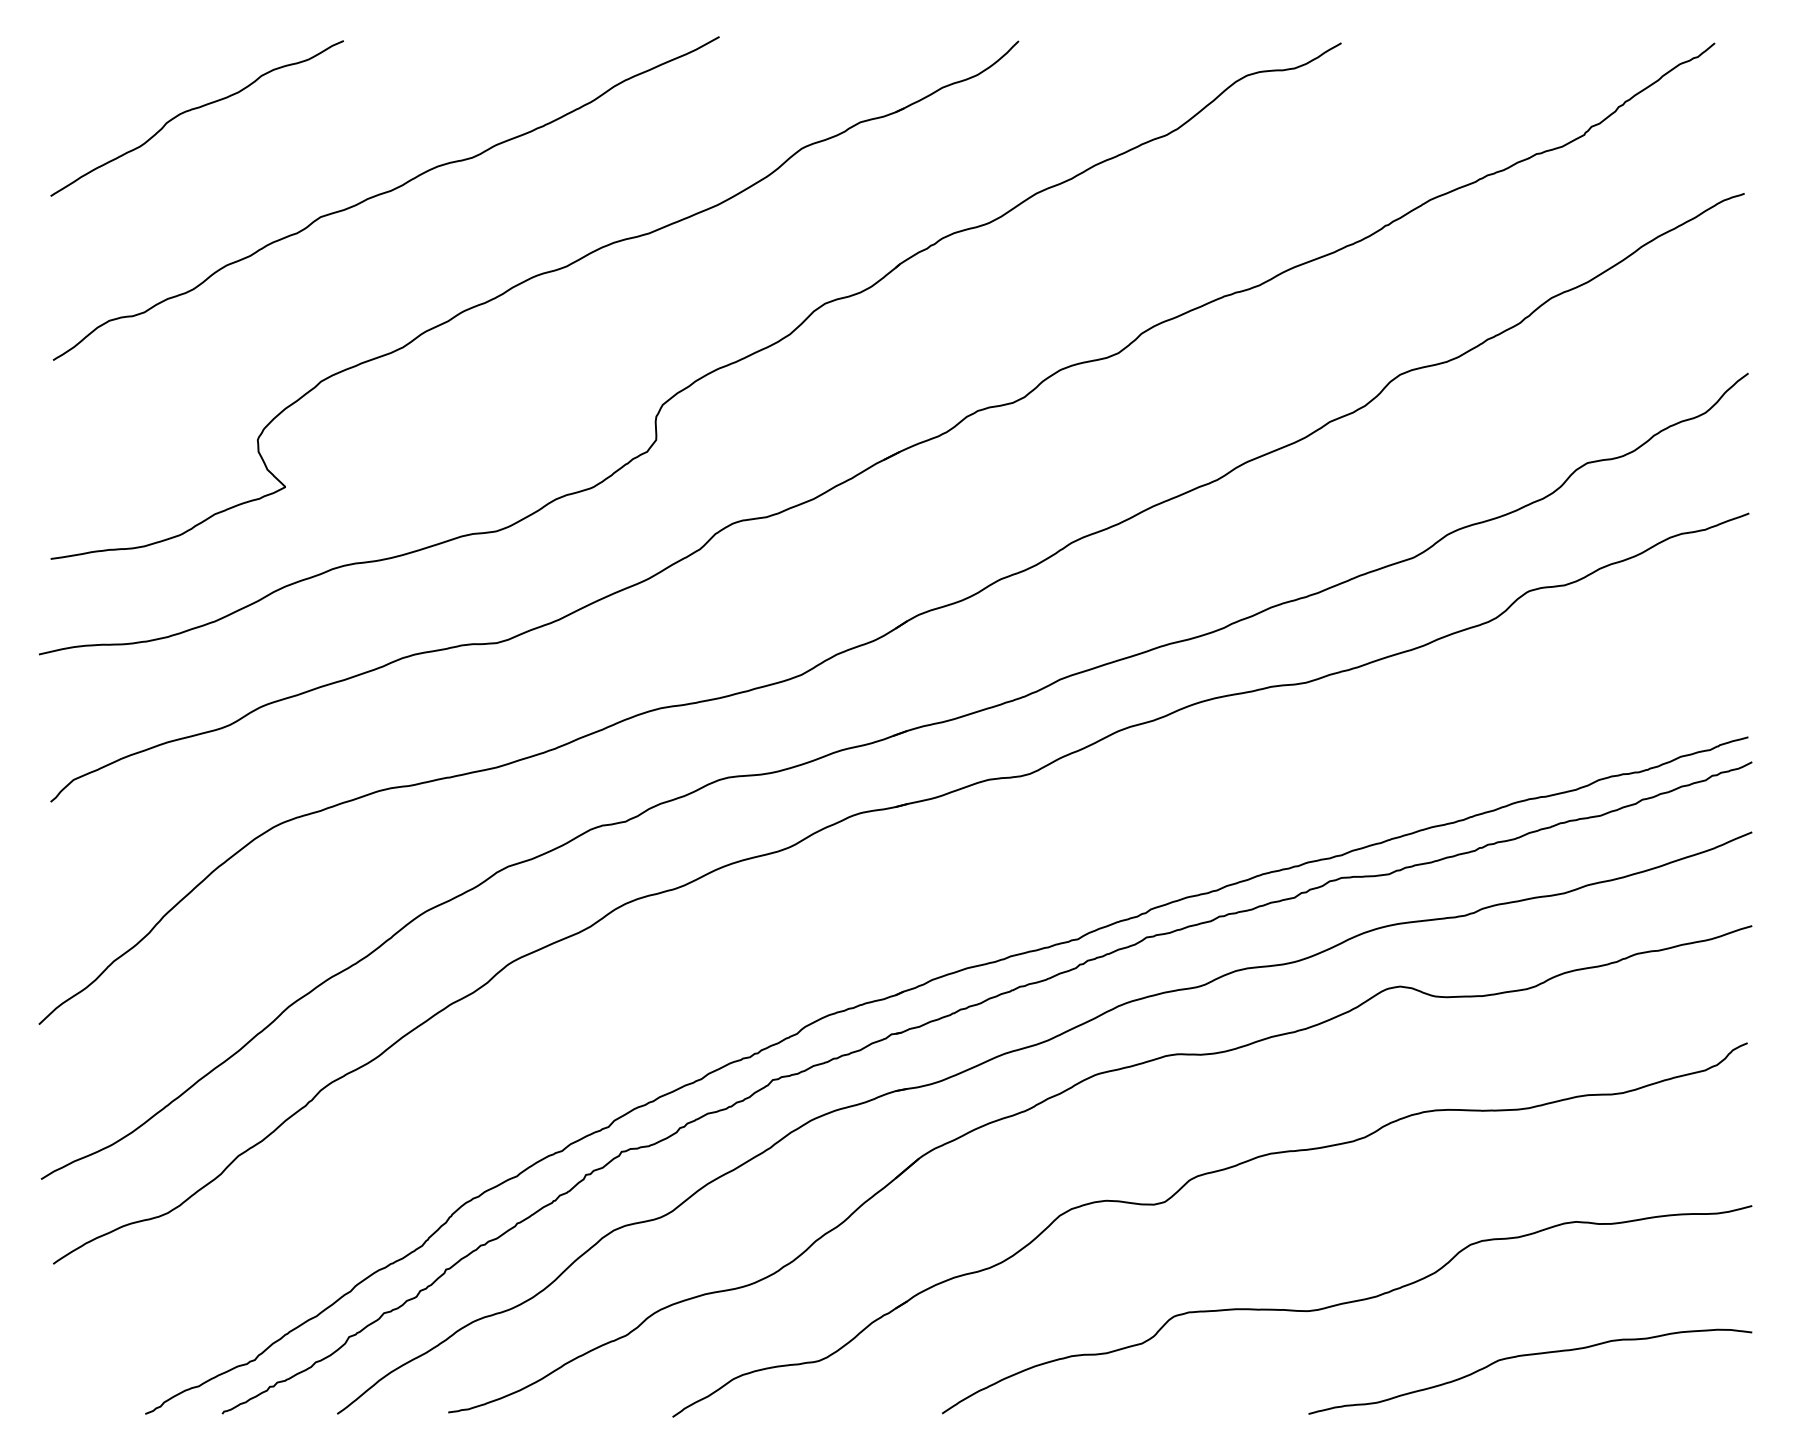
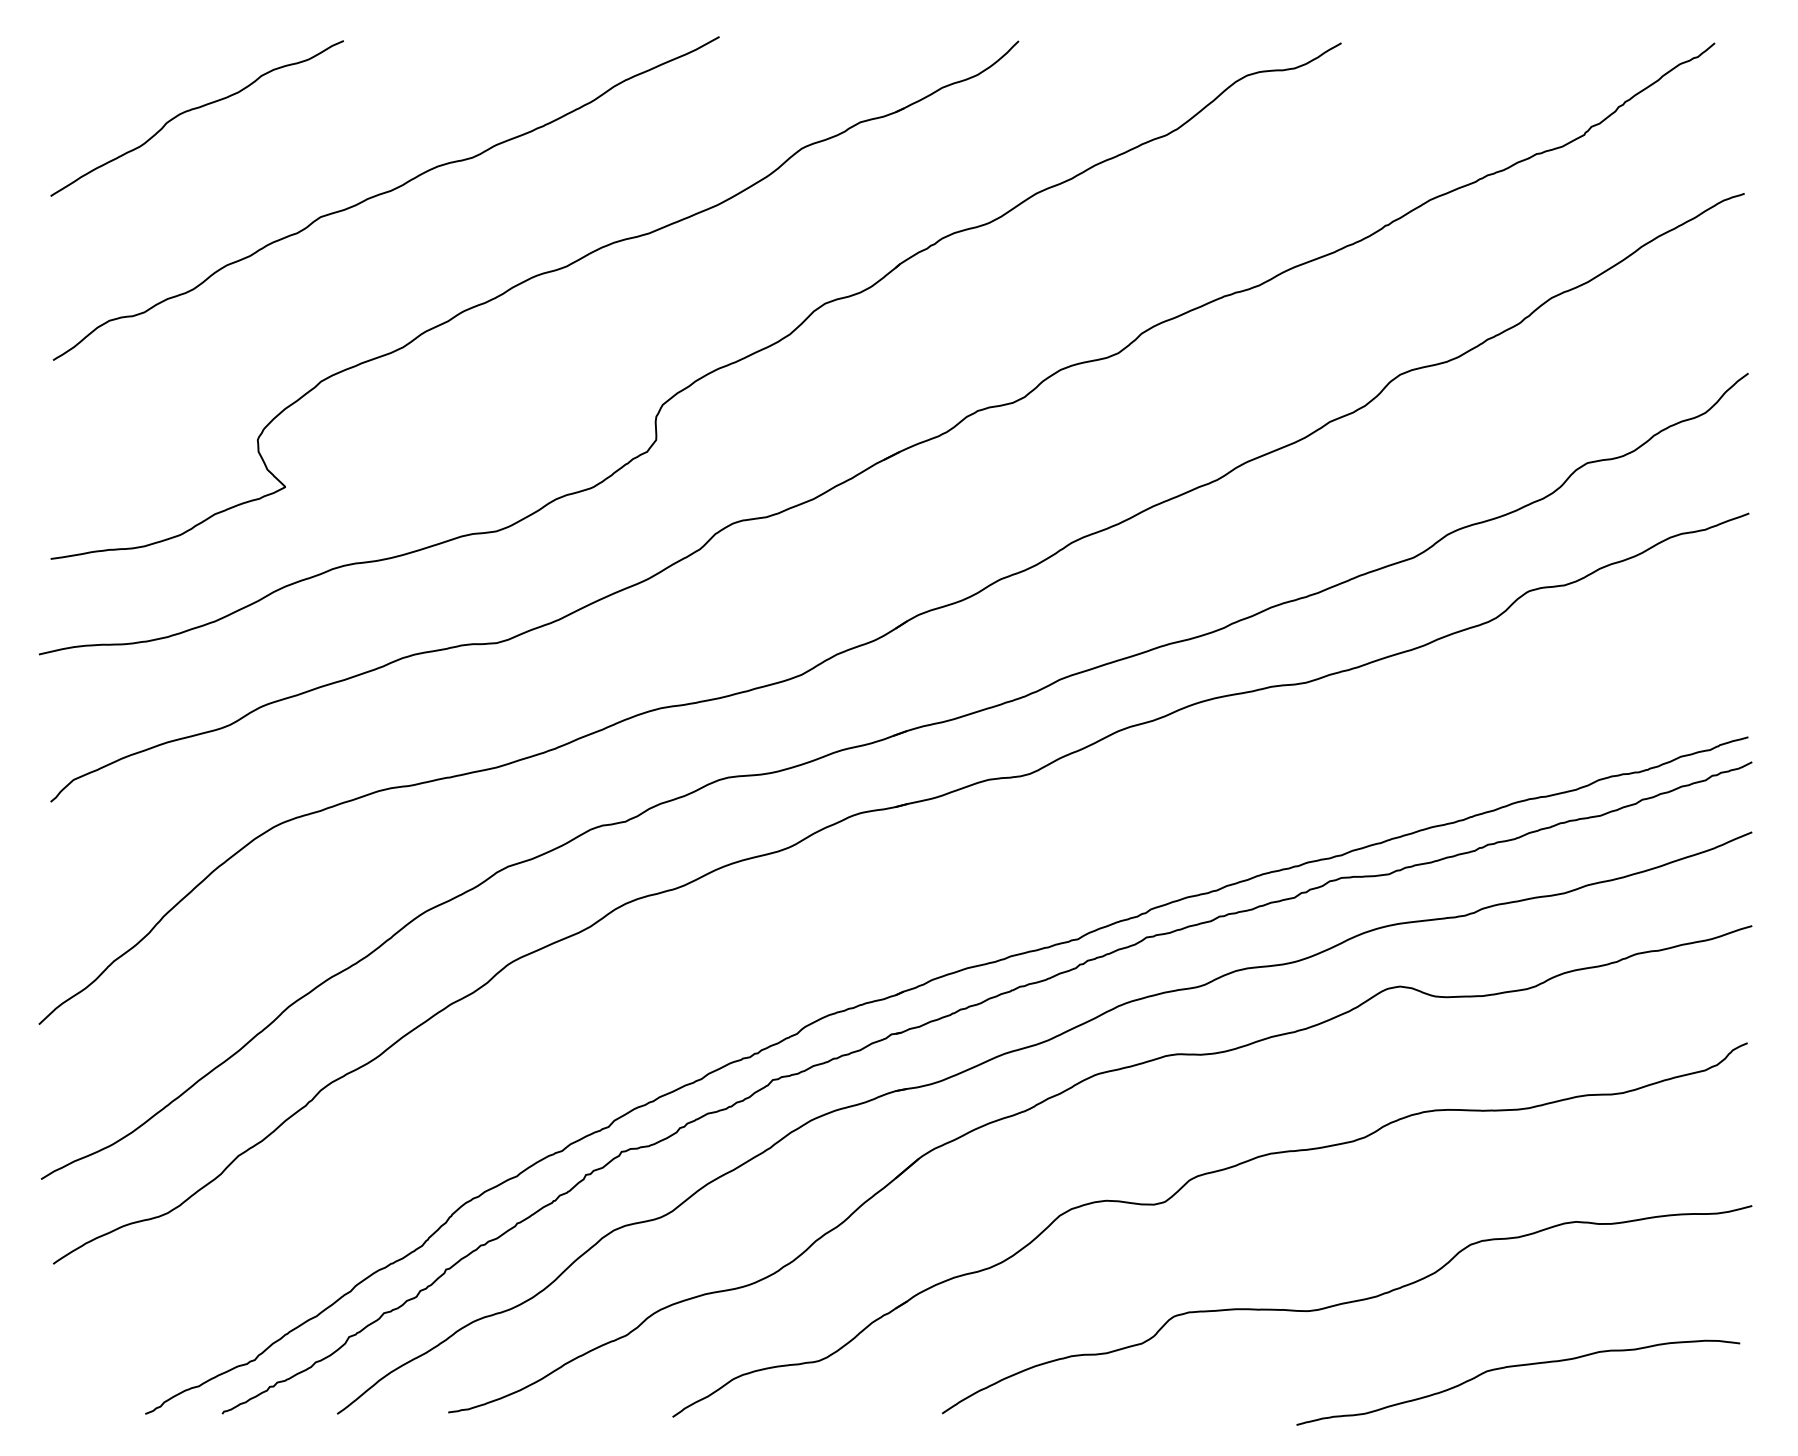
curve position: (1525, 1356) -> (1513, 1367) (1513, 1367)
